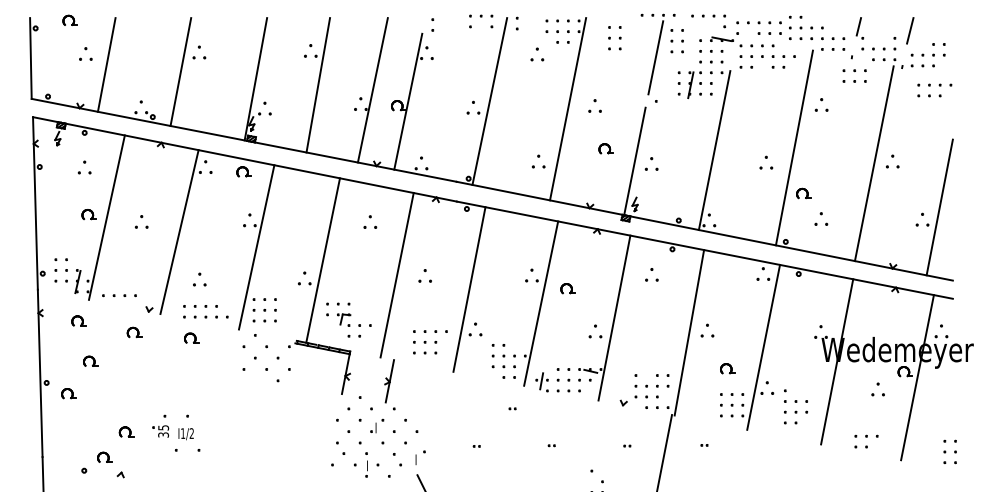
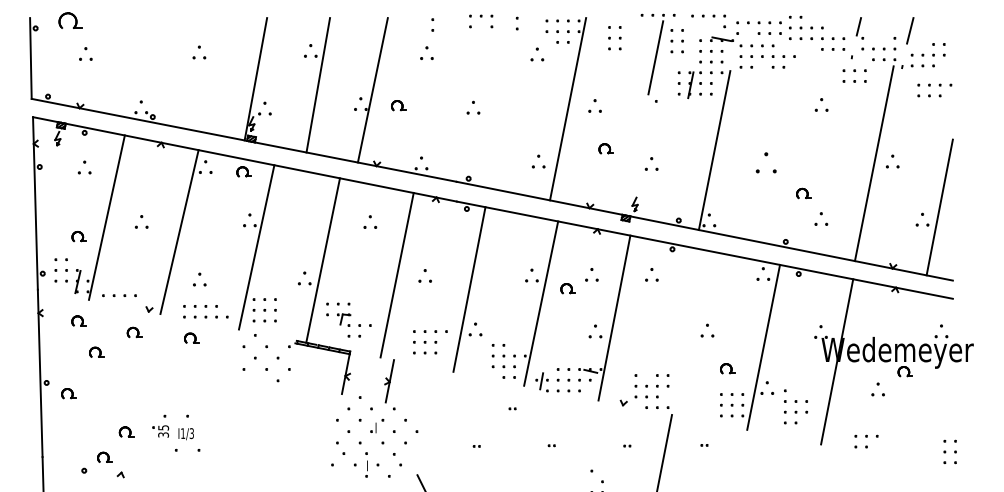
part size: 16x12 px -> 25x17 px (70, 20)
line: present -> none (106, 64)
line: present -> none (180, 72)
line: present -> none (408, 101)
line: present -> none (489, 101)
line: present -> none (793, 147)
line: present -> none (634, 161)
part size: 15x15 px -> 22x22 px (765, 162)
part position: (88, 214) -> (78, 236) (78, 236)
part: none -> present (591, 274)
line: present -> none (689, 332)
part position: (90, 360) -> (96, 351) (96, 351)
line: present -> none (917, 377)
text: I1/2 -> I1/3 (191, 434)
part: present -> none (420, 457)
